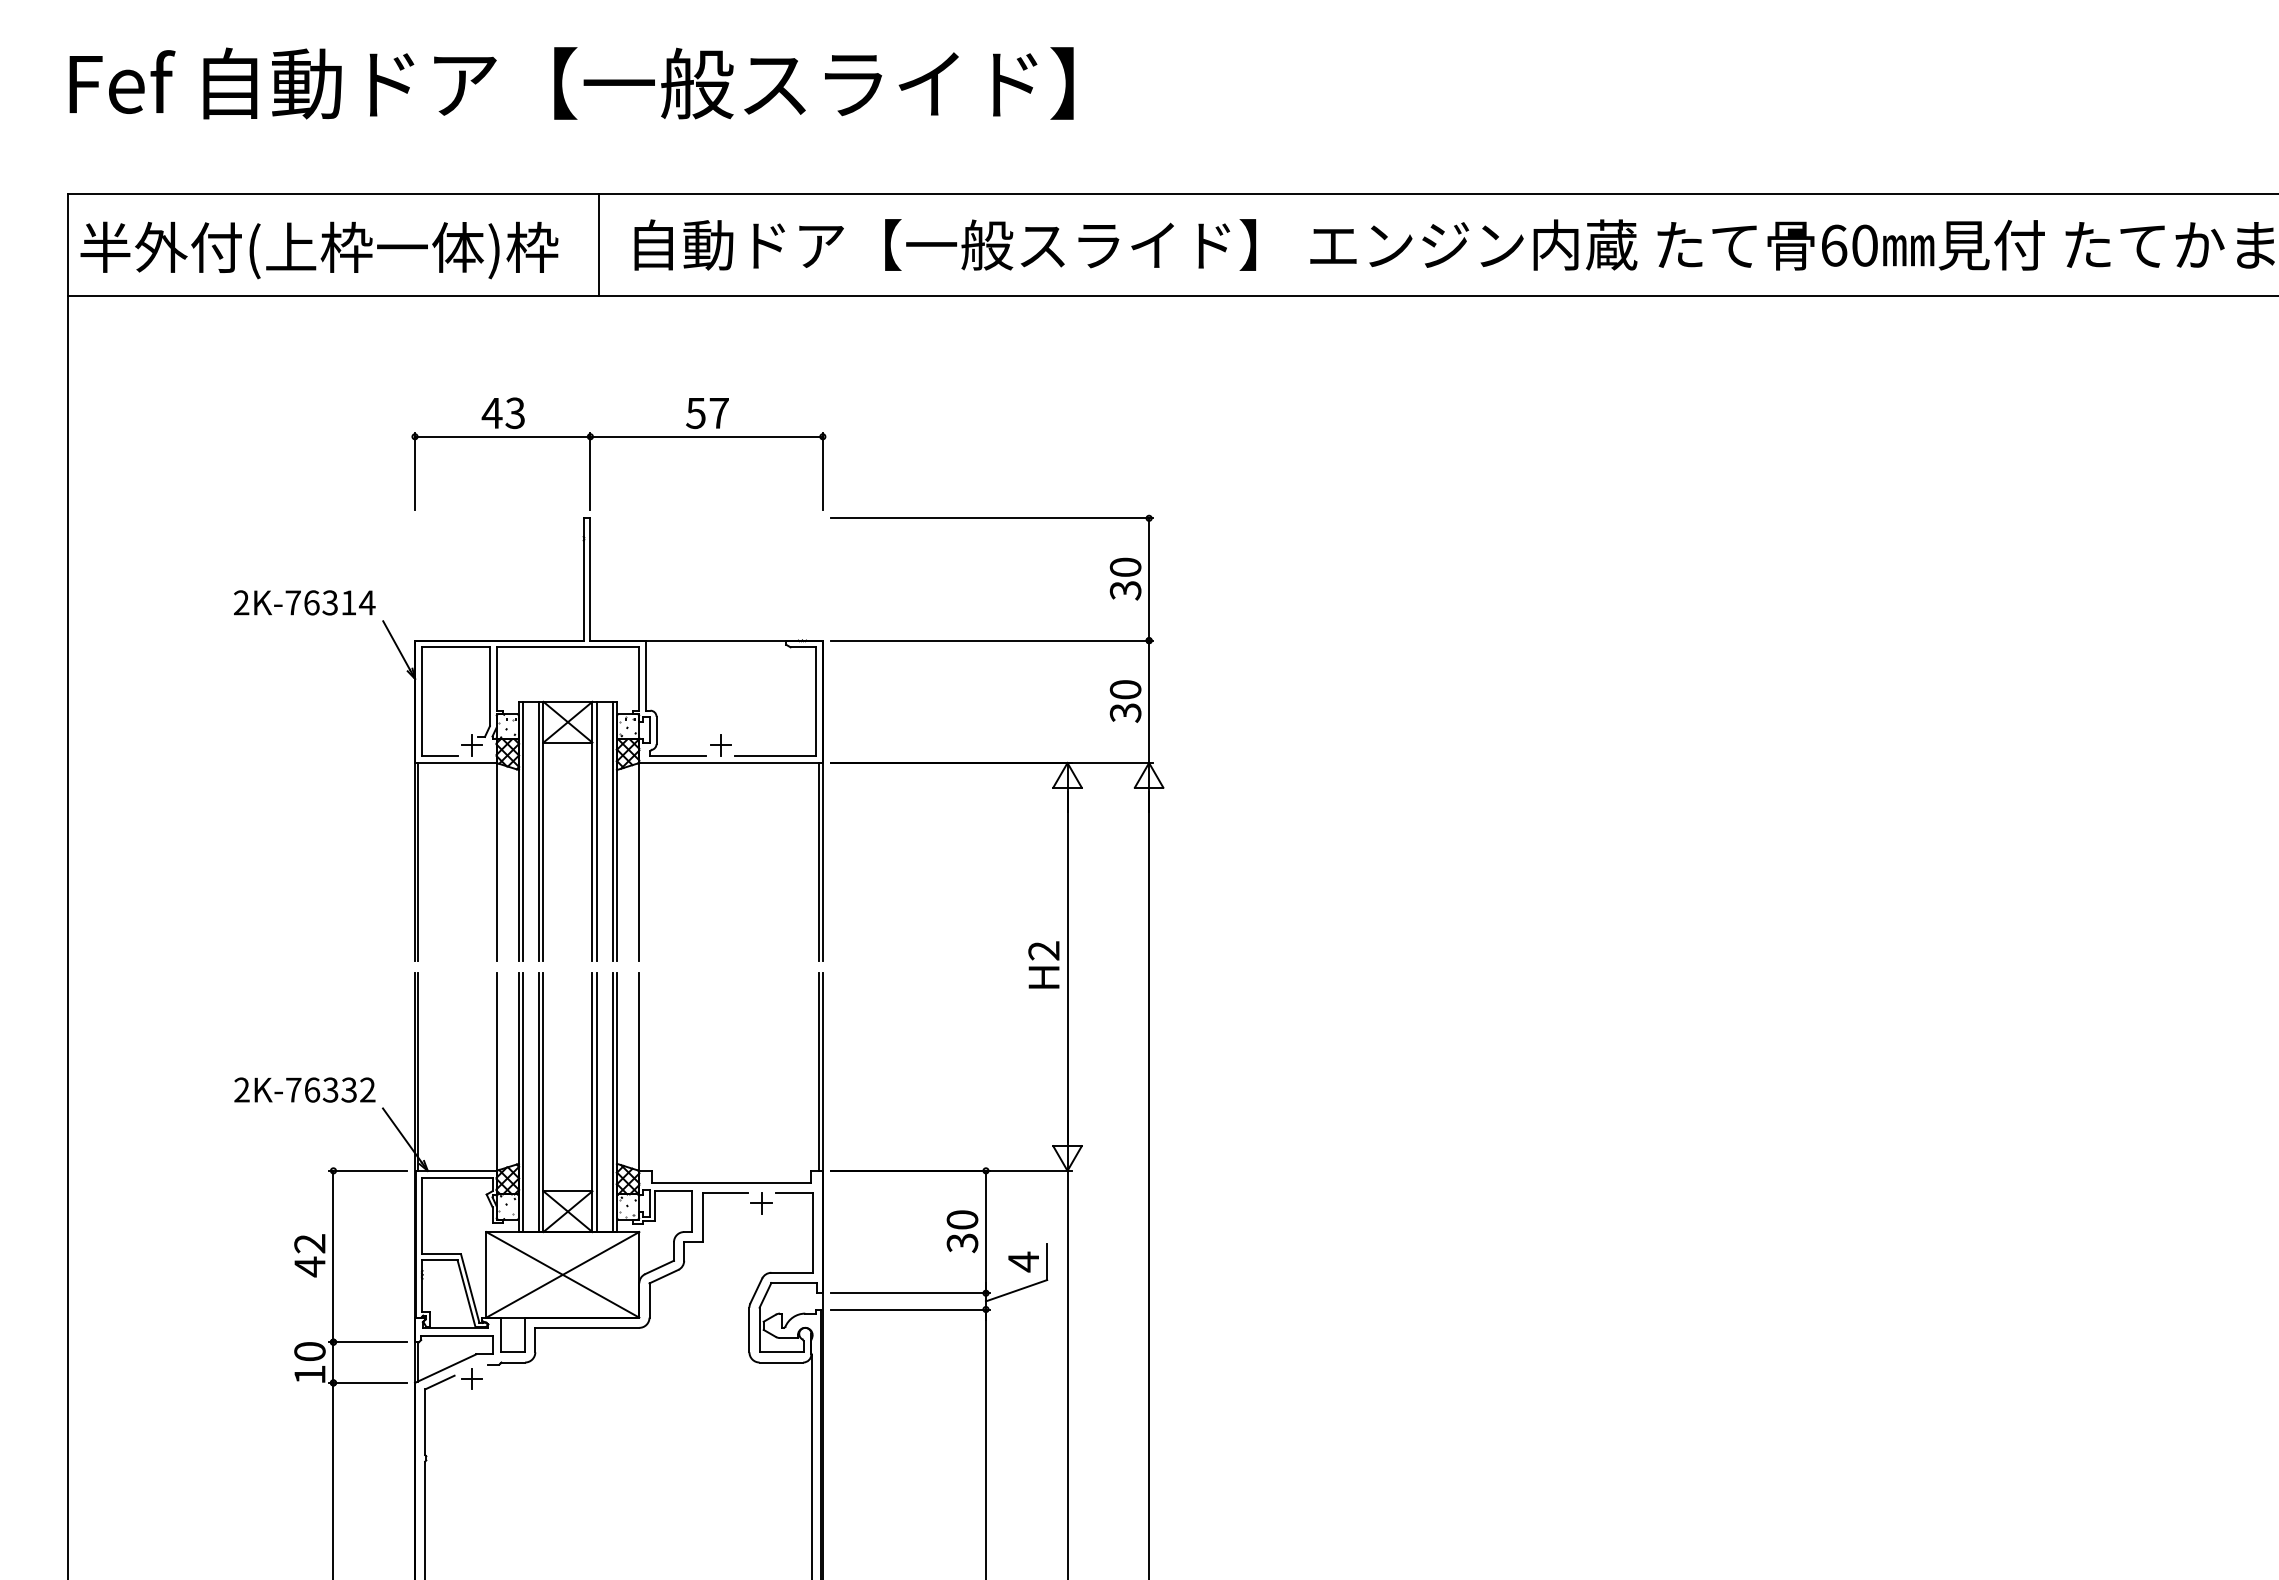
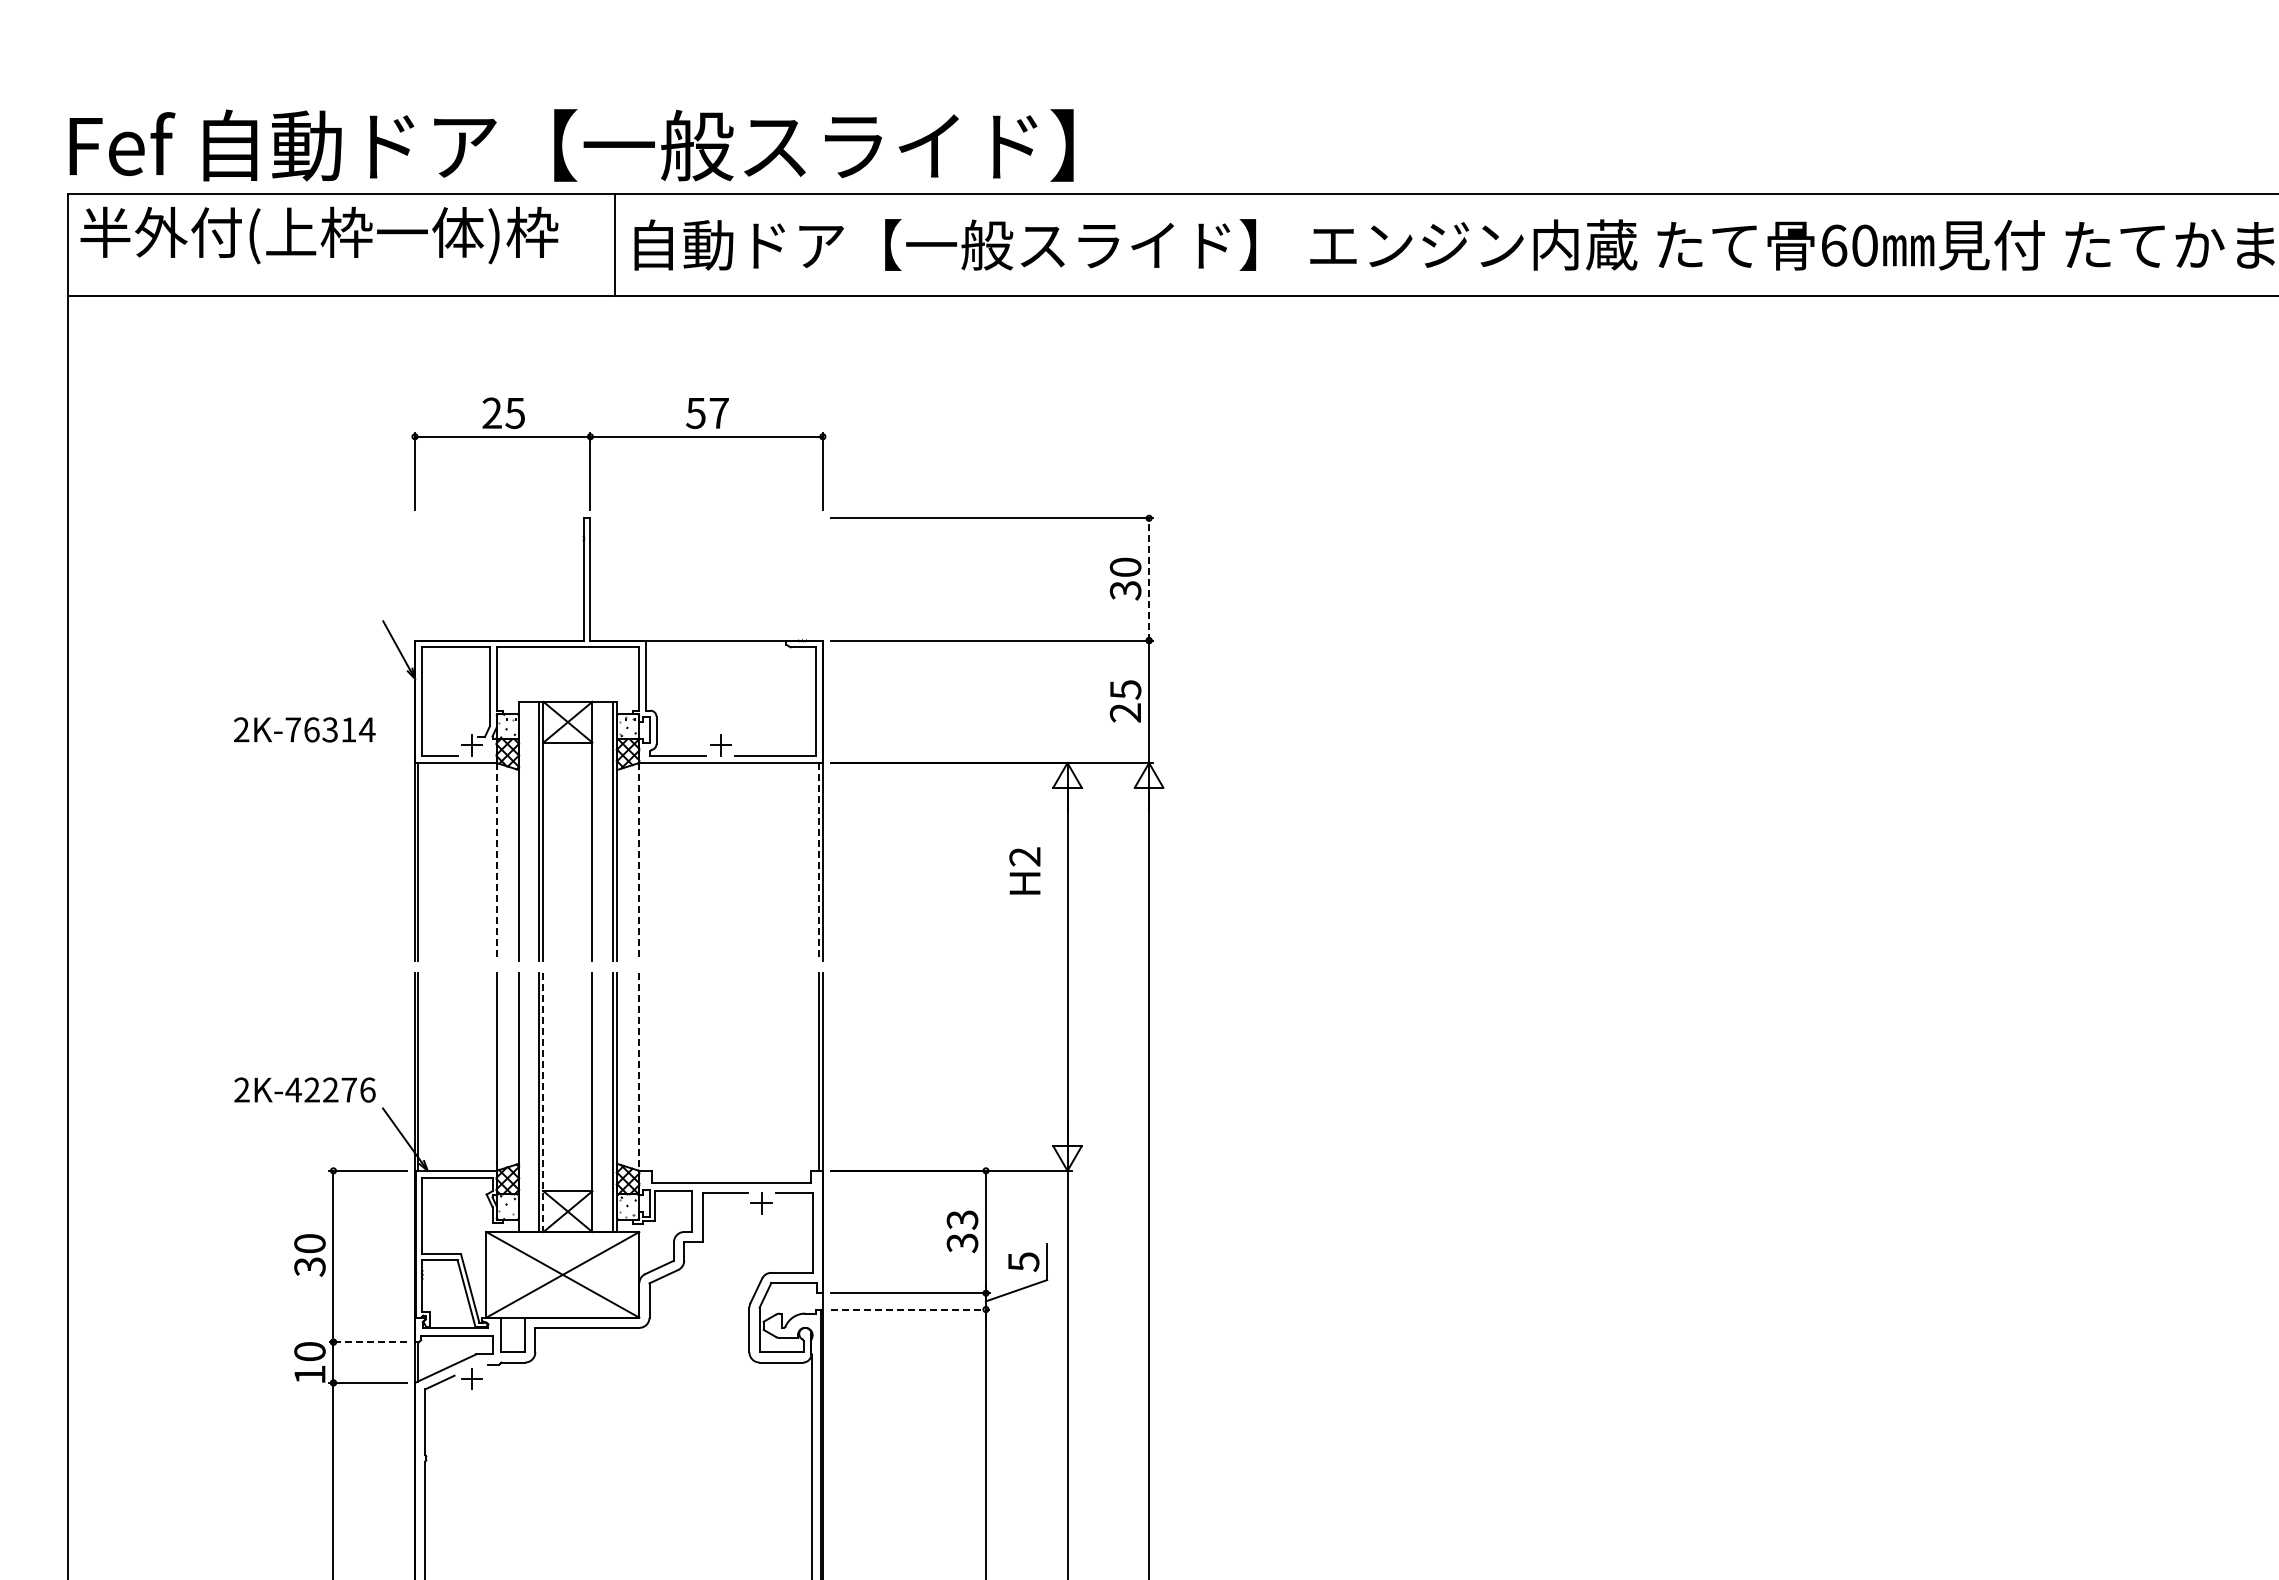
text position: (571, 83) -> (571, 145) (571, 145)
line position: (598, 245) -> (614, 245) (614, 245)
text position: (319, 250) -> (319, 235) (319, 235)
text: 43 -> 25 (502, 412)
line: solid -> dashed (1149, 579)
text position: (304, 602) -> (304, 729) (304, 729)
text: 30 -> 25 (1125, 701)
line: present -> none (523, 830)
line: present -> none (596, 830)
line: solid -> dashed (496, 861)
line: solid -> dashed (639, 861)
line: solid -> dashed (818, 861)
text position: (1043, 964) -> (1024, 870) (1024, 870)
line: solid -> dashed (639, 1071)
text: 2K-76332 -> 2K-42276 (330, 1089)
line: present -> none (523, 1102)
line: present -> none (596, 1102)
line: solid -> dashed (543, 1103)
text: 30 -> 33 (962, 1219)
text: 42 -> 30 (309, 1255)
text: 4 -> 5 (1023, 1261)
line: solid -> dashed (910, 1309)
line: solid -> dashed (368, 1342)
